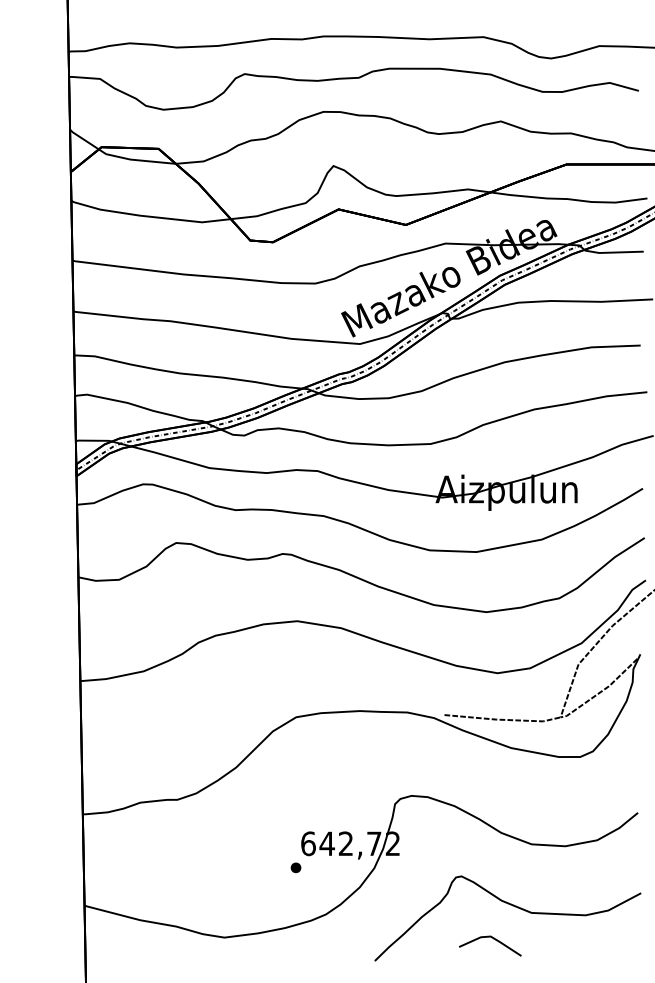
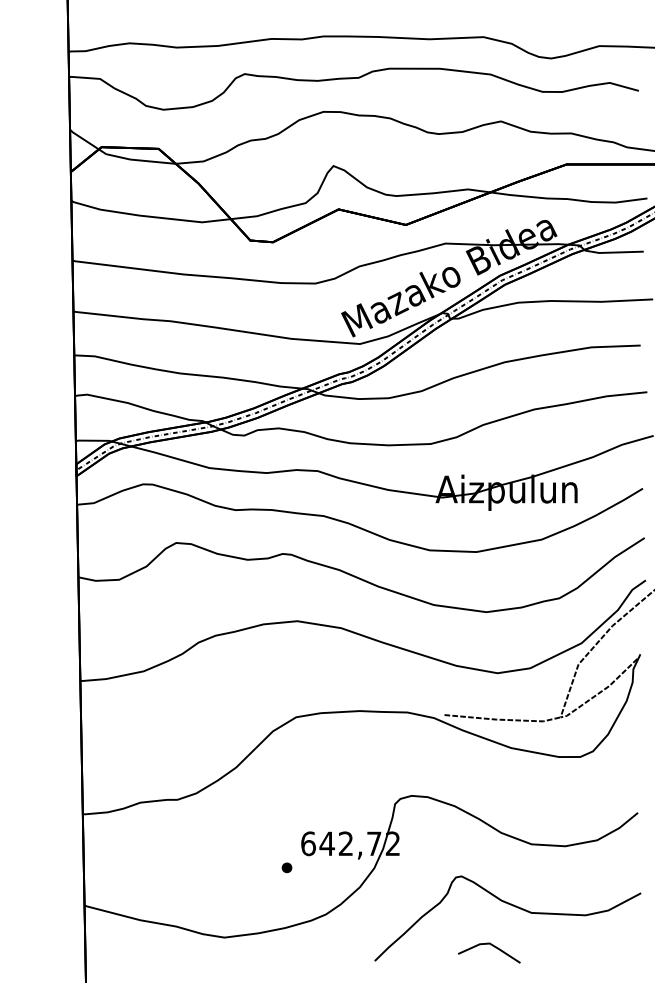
part position: (295, 867) -> (286, 867) (286, 867)
line position: (493, 939) -> (492, 946) (492, 946)
